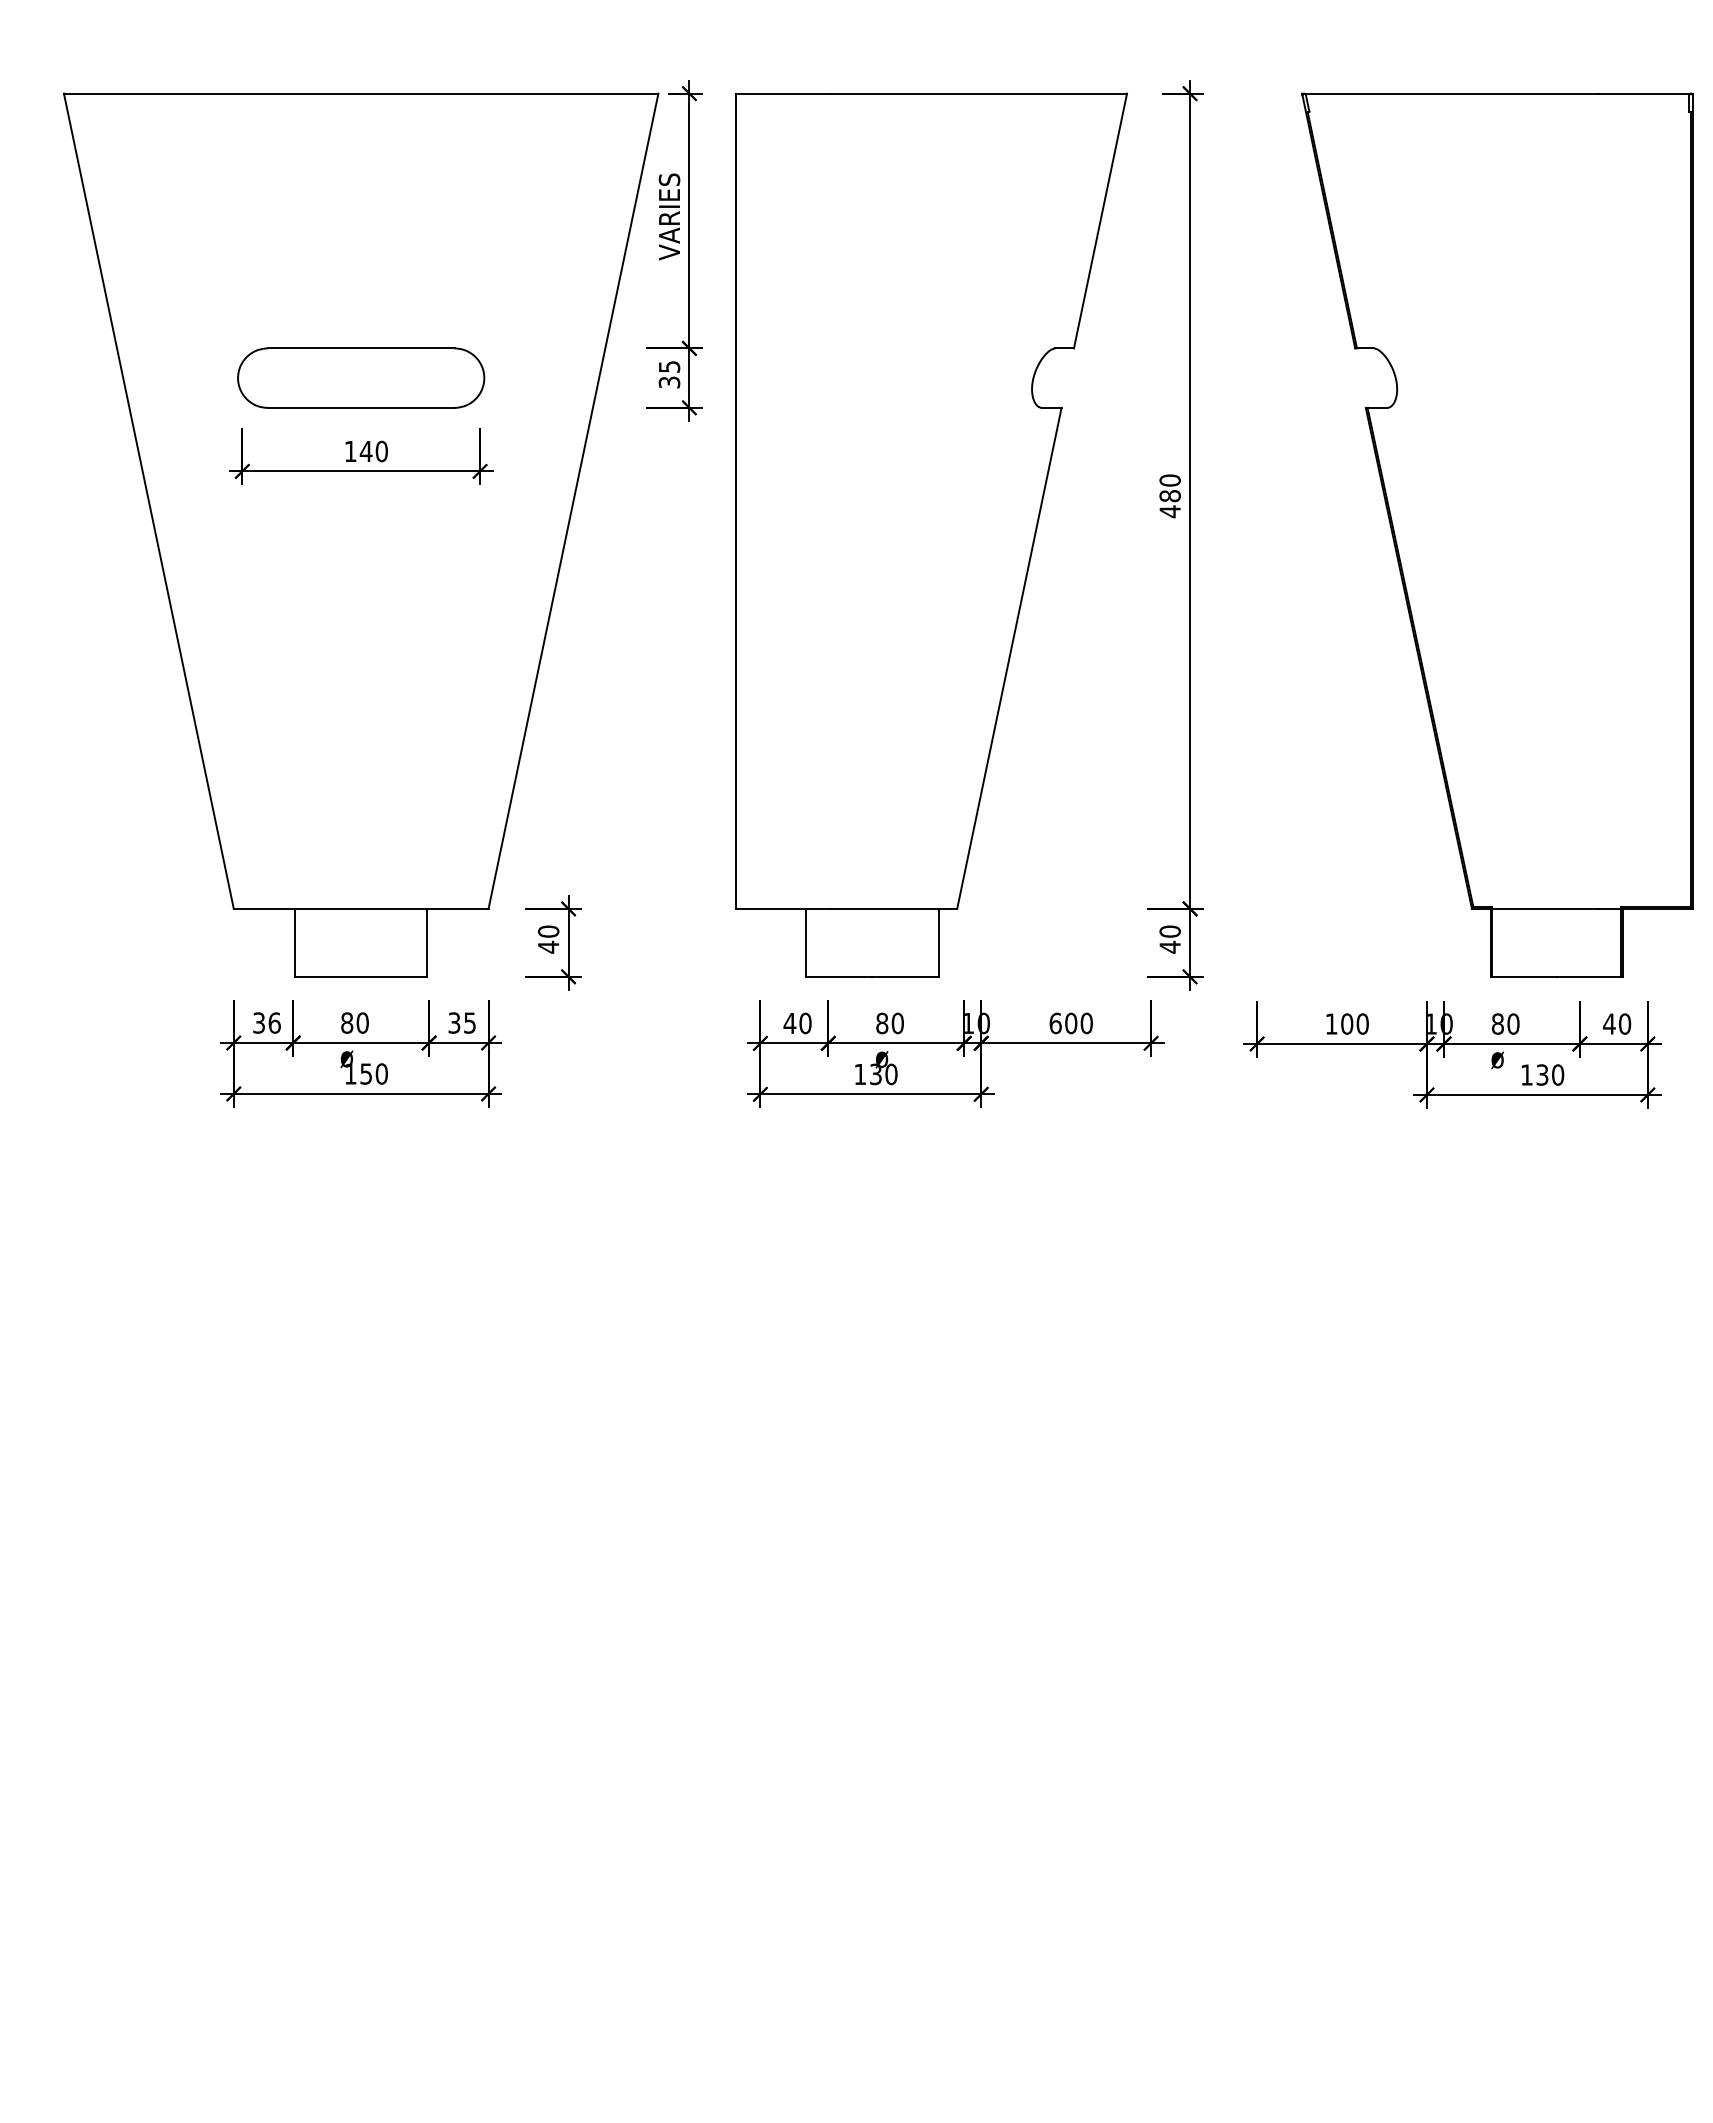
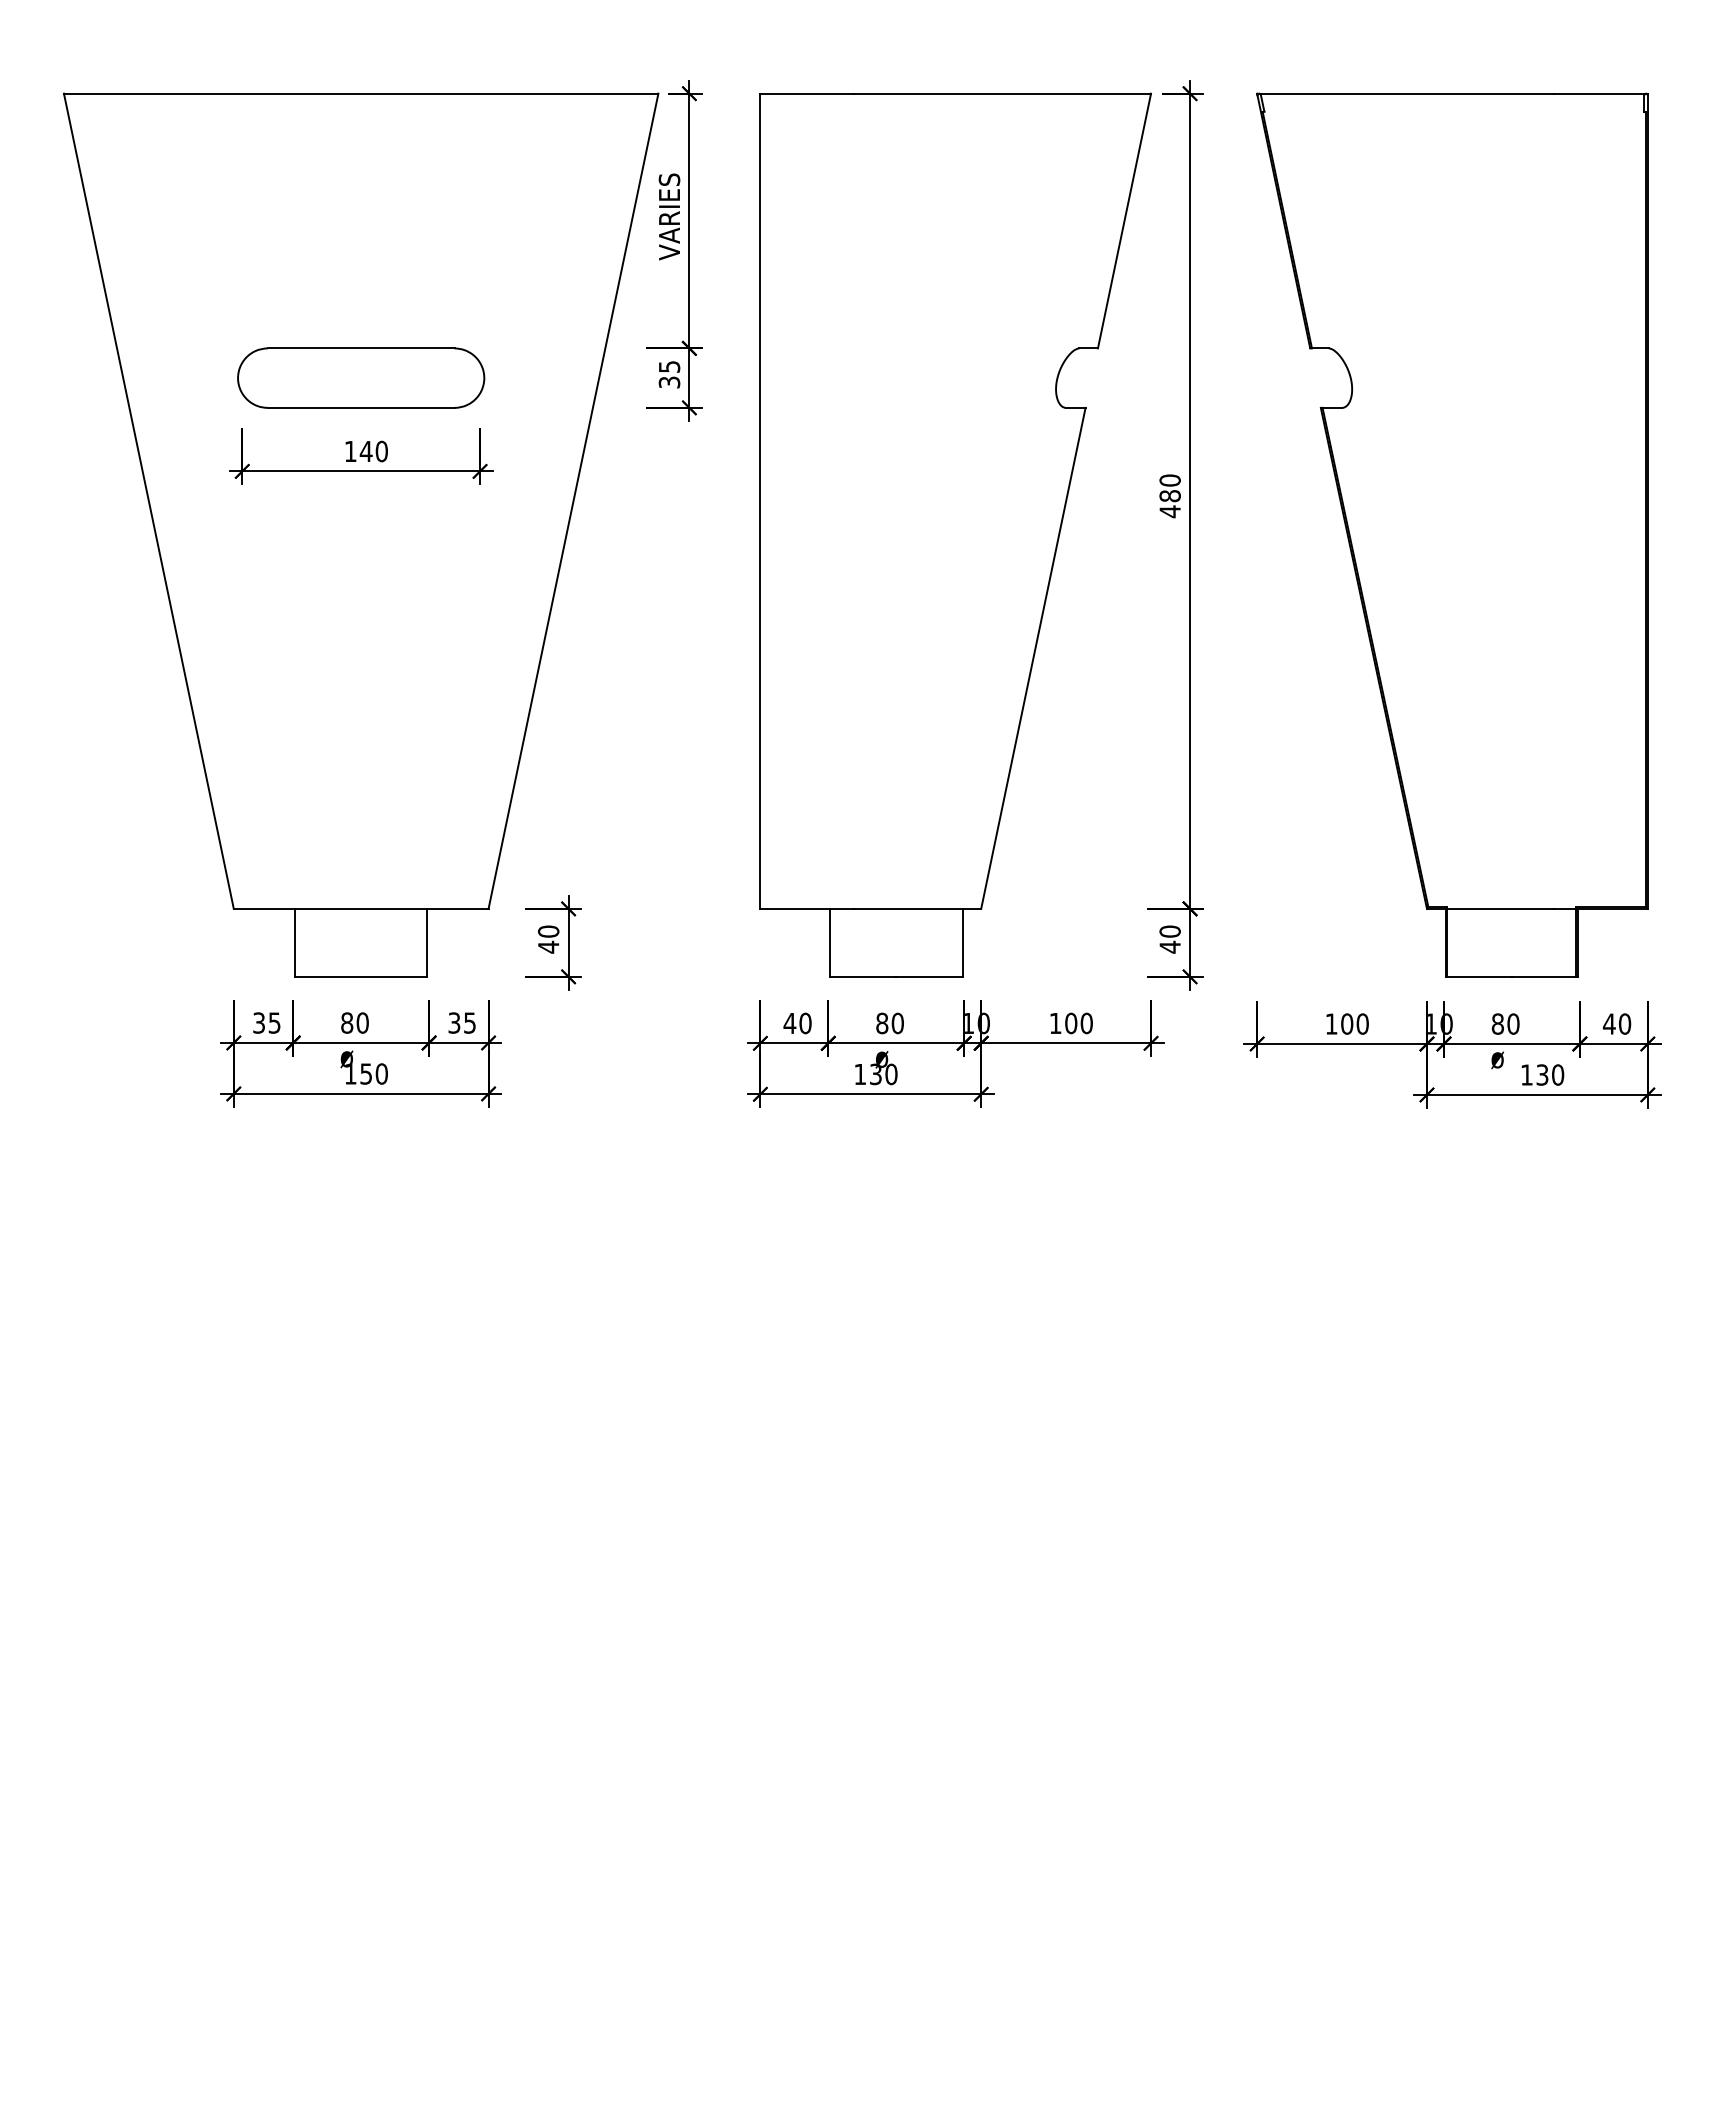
part position: (931, 534) -> (955, 534) (955, 534)
part position: (1497, 534) -> (1452, 534) (1452, 534)
text: 36 -> 35 (274, 1022)
text: 600 -> 100 (1055, 1023)
